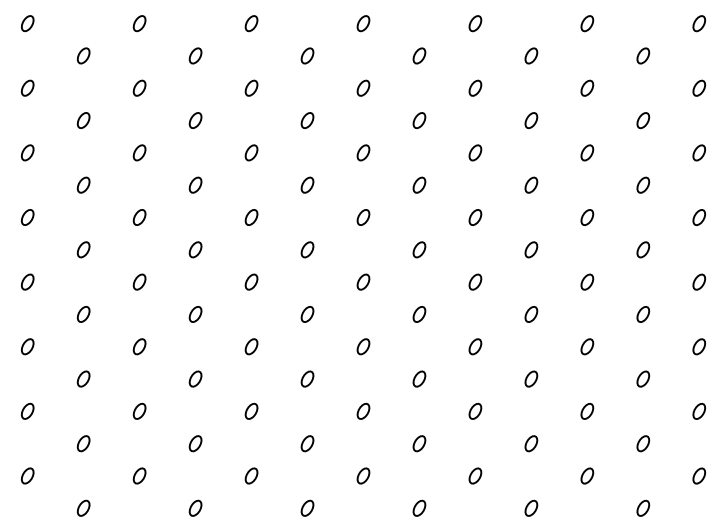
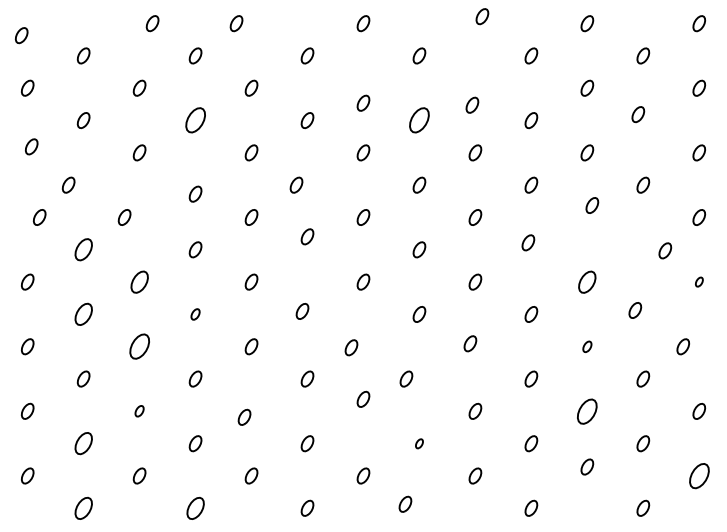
part position: (27, 23) -> (21, 35) (21, 35)
part position: (139, 23) -> (152, 23) (152, 23)
part position: (251, 23) -> (236, 23) (236, 23)
part position: (475, 23) -> (482, 16) (482, 16)
part position: (363, 87) -> (363, 102) (363, 102)
part position: (475, 87) -> (472, 104) (472, 104)
part size: 15x18 px -> 21x27 px (195, 120)
part size: 15x18 px -> 21x27 px (419, 120)
part position: (643, 120) -> (638, 114) (638, 114)
part position: (27, 152) -> (31, 146) (31, 146)
part position: (83, 184) -> (68, 184) (68, 184)
part position: (195, 184) -> (195, 193) (195, 193)
part position: (307, 184) -> (296, 184) (296, 184)
part position: (27, 217) -> (39, 217) (39, 217)
part position: (139, 217) -> (124, 217) (124, 217)
part position: (587, 217) -> (592, 205) (592, 205)
part size: 15x18 px -> 19x24 px (83, 249)
part position: (307, 249) -> (307, 236) (307, 236)
part position: (531, 249) -> (528, 242) (528, 242)
part position: (643, 249) -> (665, 250) (665, 250)
part size: 15x18 px -> 19x24 px (139, 281)
part size: 15x18 px -> 19x24 px (587, 281)
part size: 15x18 px -> 9x12 px (699, 281)
part size: 15x17 px -> 19x24 px (83, 313)
part size: 15x17 px -> 11x13 px (195, 314)
part position: (307, 314) -> (302, 311) (302, 311)
part position: (643, 314) -> (635, 310) (635, 310)
part size: 15x18 px -> 21x27 px (139, 346)
part position: (363, 346) -> (351, 347) (351, 347)
part position: (475, 346) -> (470, 343) (470, 343)
part size: 15x18 px -> 11x13 px (587, 346)
part position: (698, 346) -> (682, 346) (682, 346)
part position: (419, 378) -> (406, 378) (406, 378)
part size: 15x18 px -> 11x13 px (139, 411)
part position: (251, 410) -> (244, 416) (244, 416)
part position: (363, 410) -> (363, 398) (363, 398)
part size: 15x18 px -> 21x27 px (587, 411)
part size: 15x18 px -> 19x24 px (83, 443)
part size: 15x18 px -> 9x12 px (419, 443)
part position: (587, 475) -> (587, 466) (587, 466)
part size: 14x18 px -> 21x27 px (699, 476)
part size: 15x18 px -> 19x23 px (83, 508)
part size: 15x18 px -> 19x23 px (195, 508)
part position: (419, 507) -> (405, 503) (405, 503)
